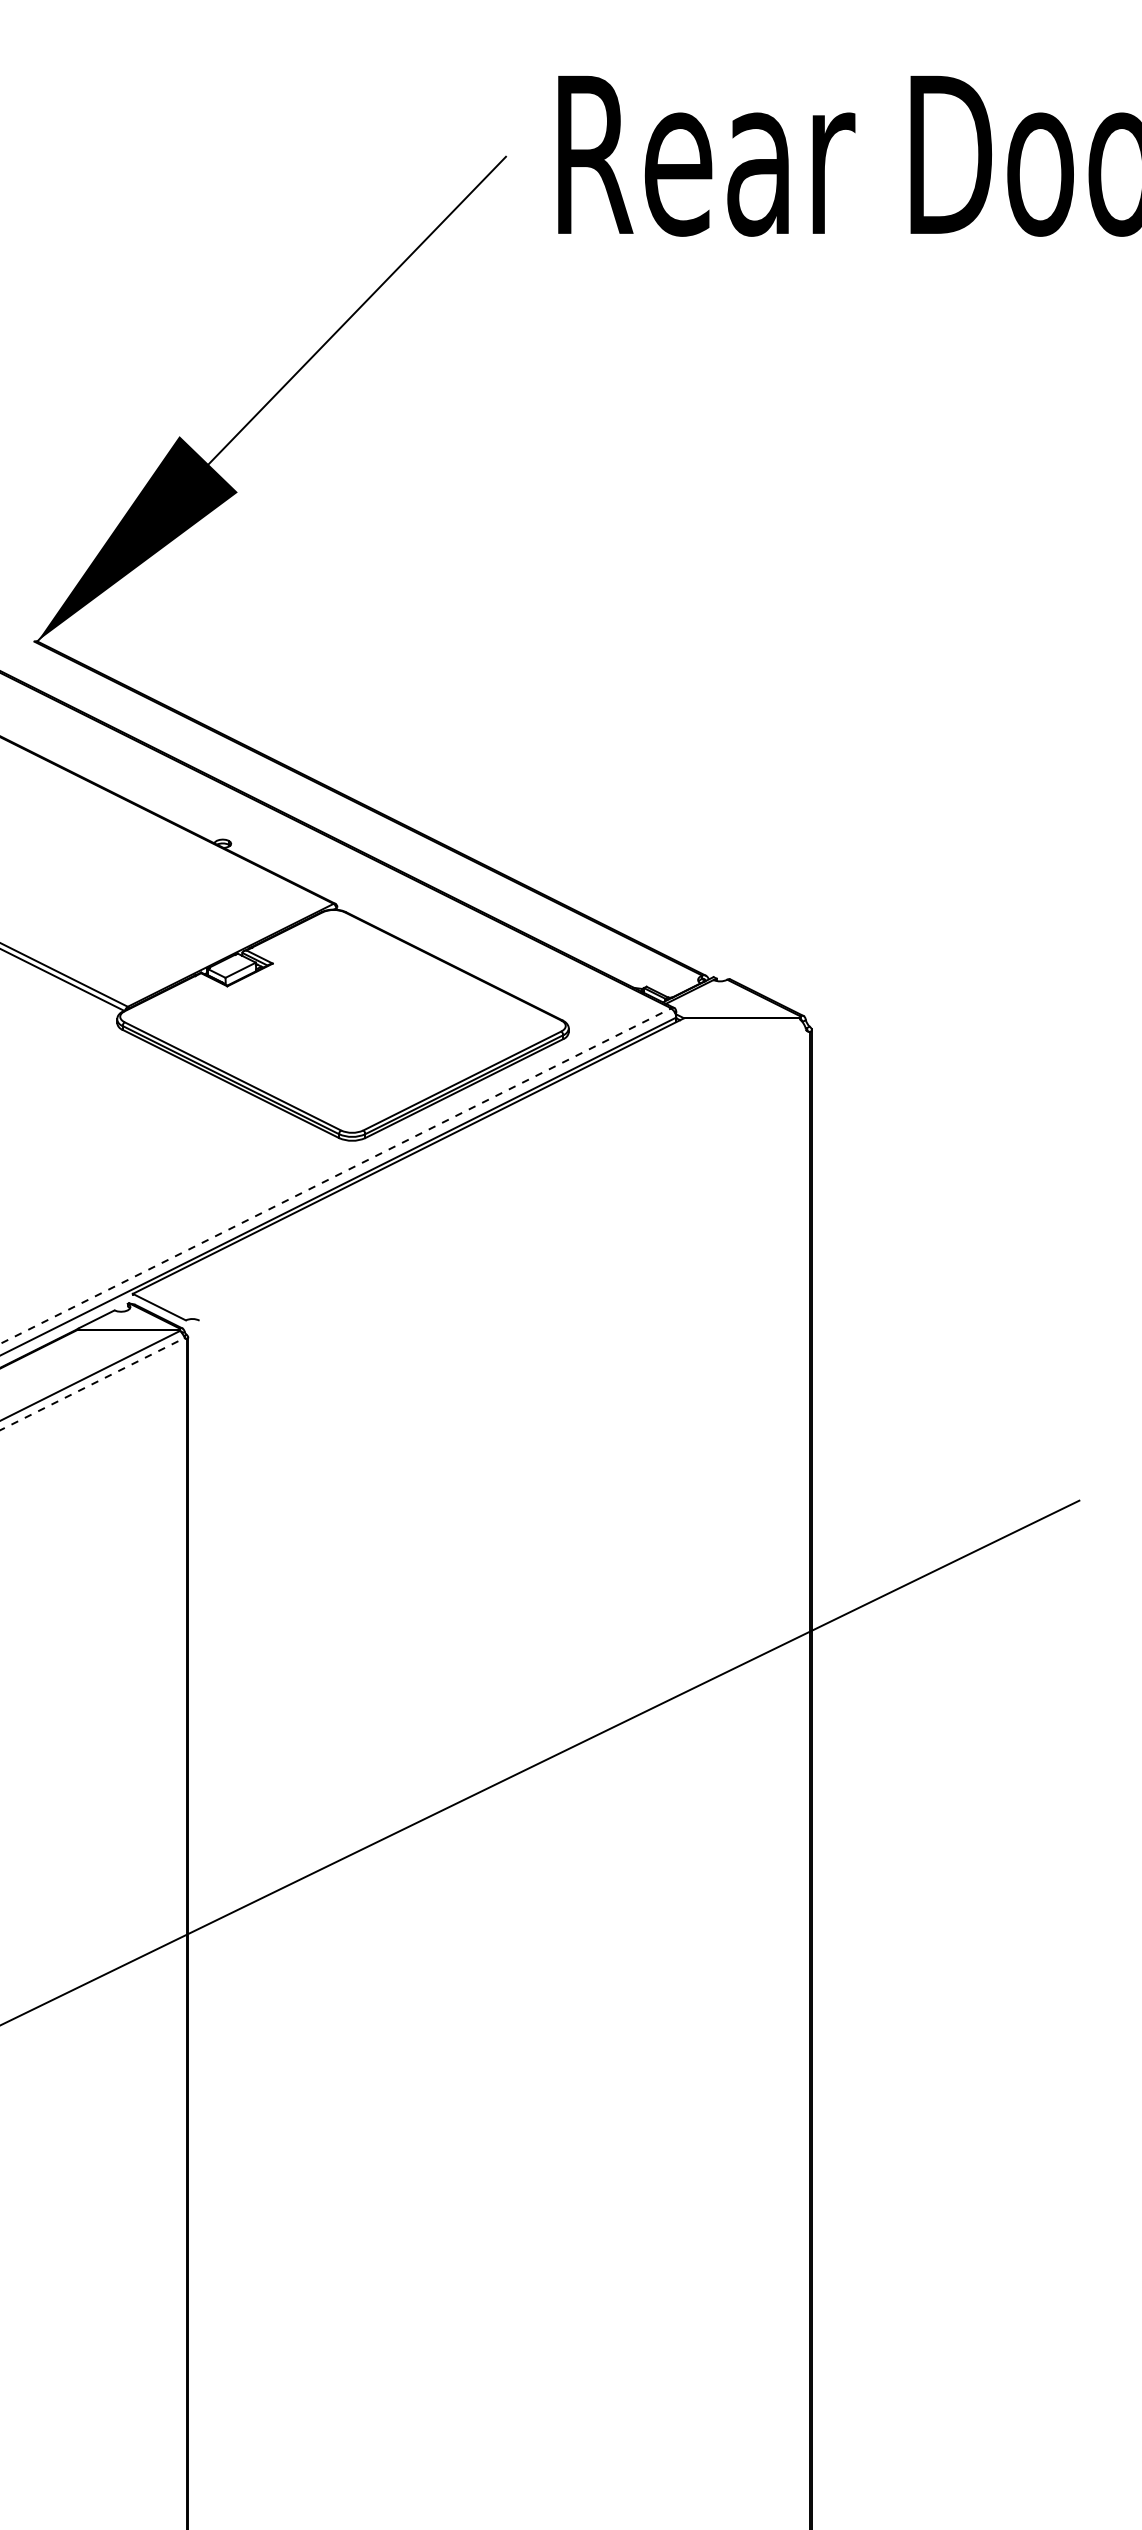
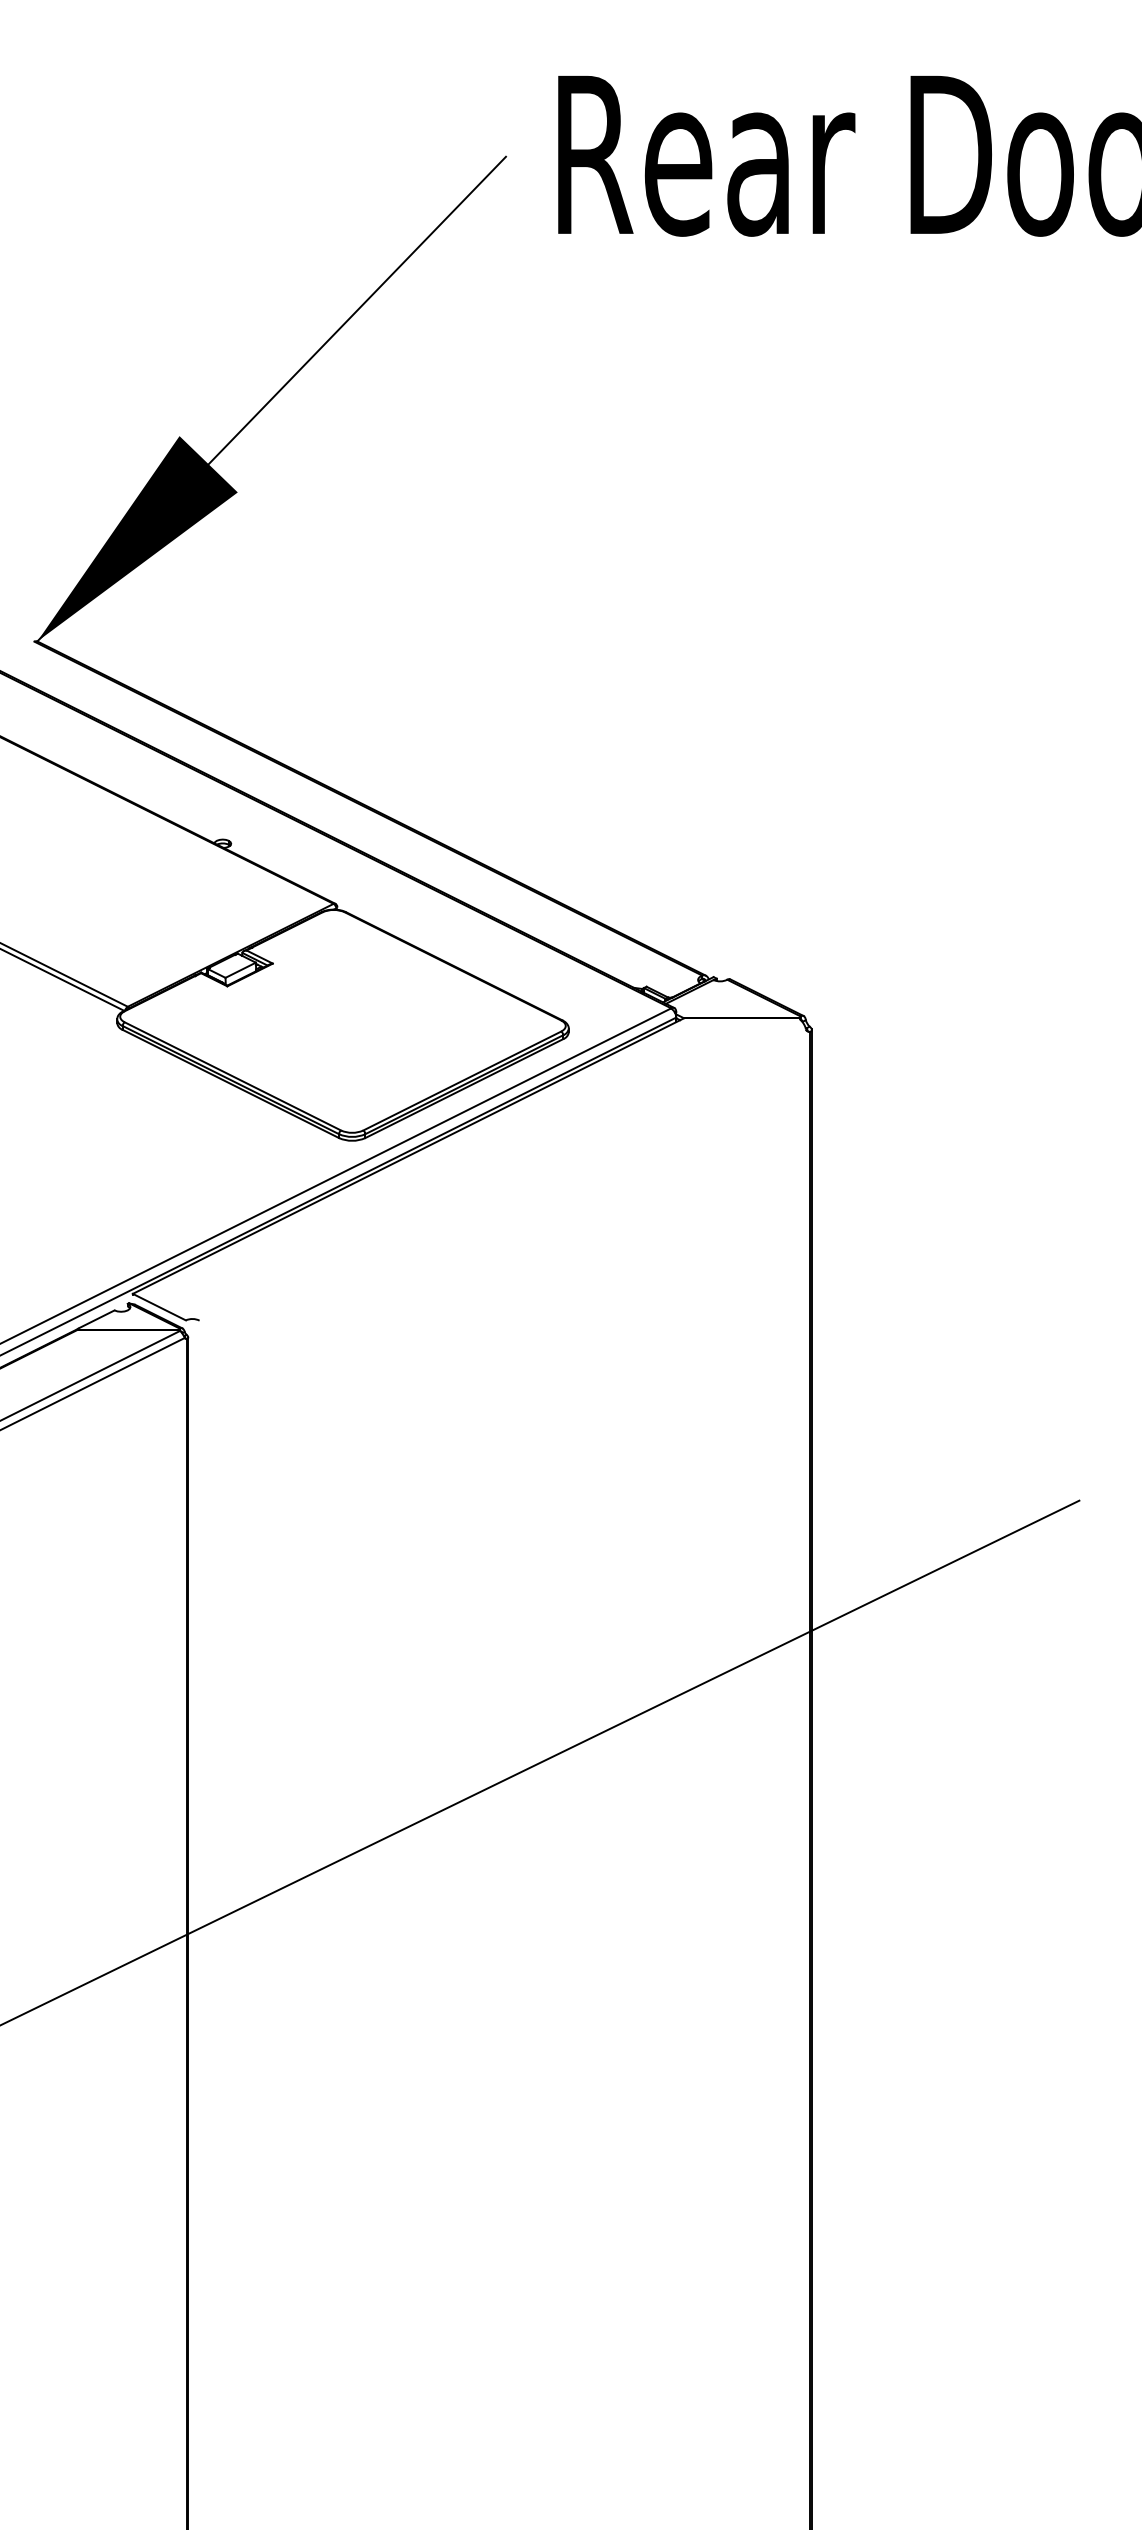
line: dashed -> solid (335, 1176)
line: dashed -> solid (92, 1384)
